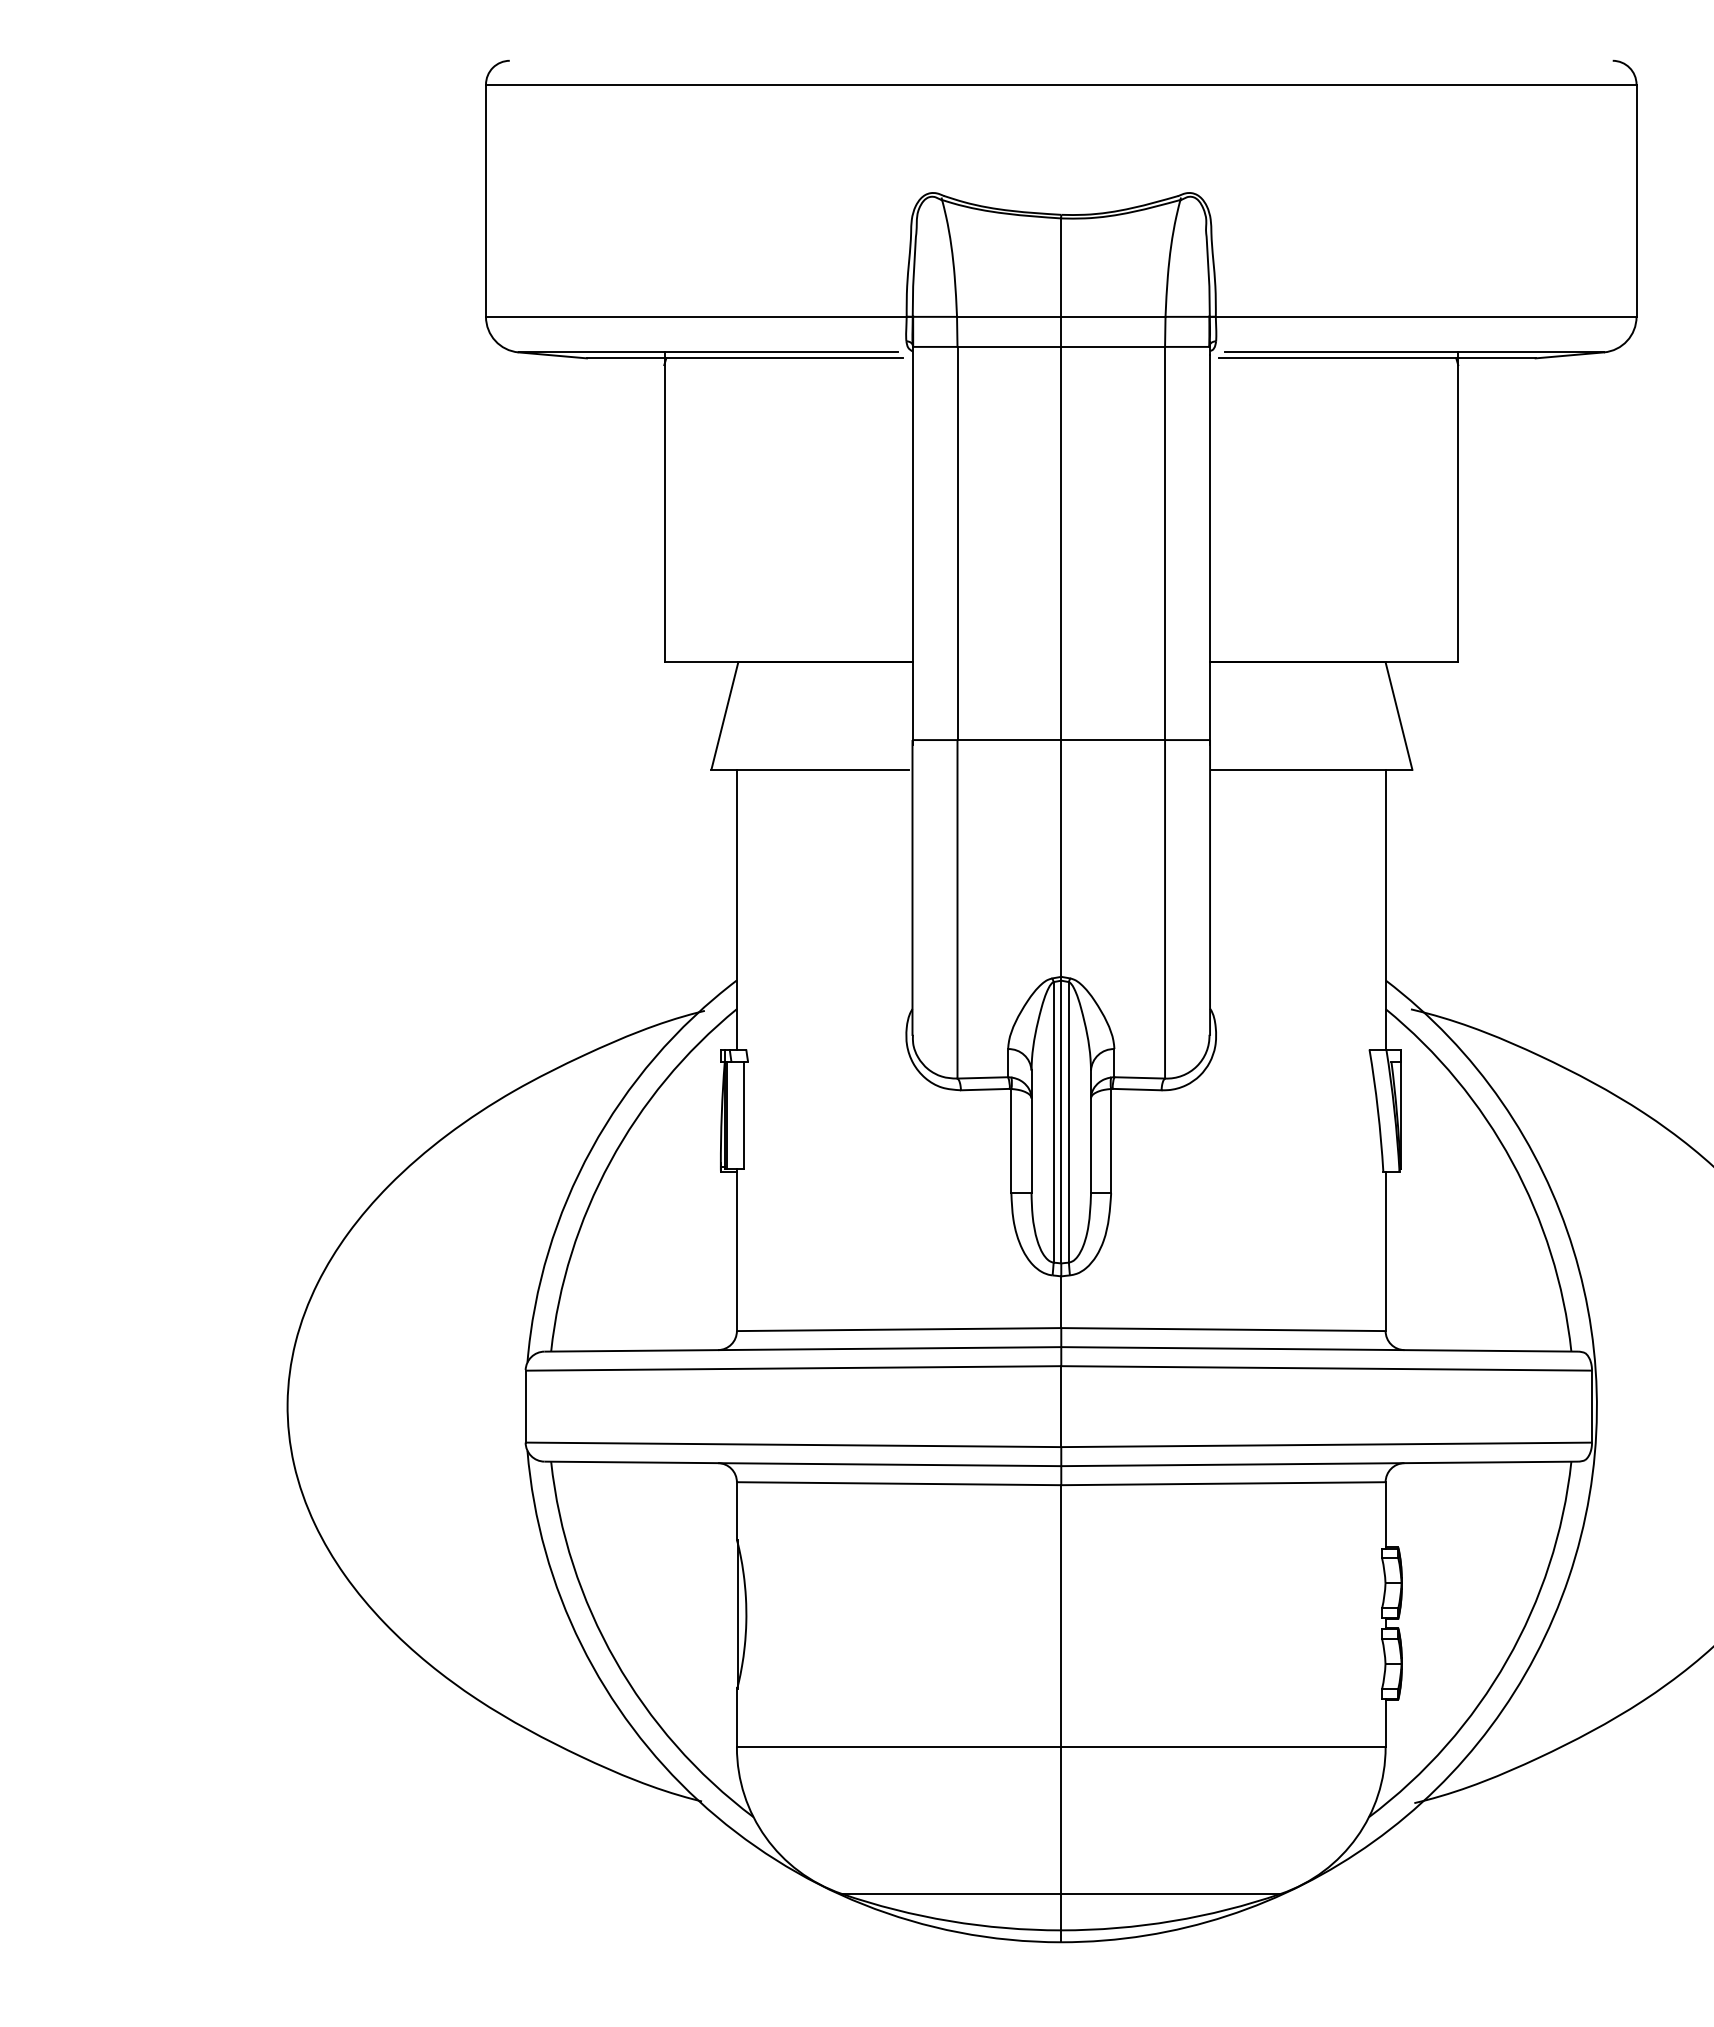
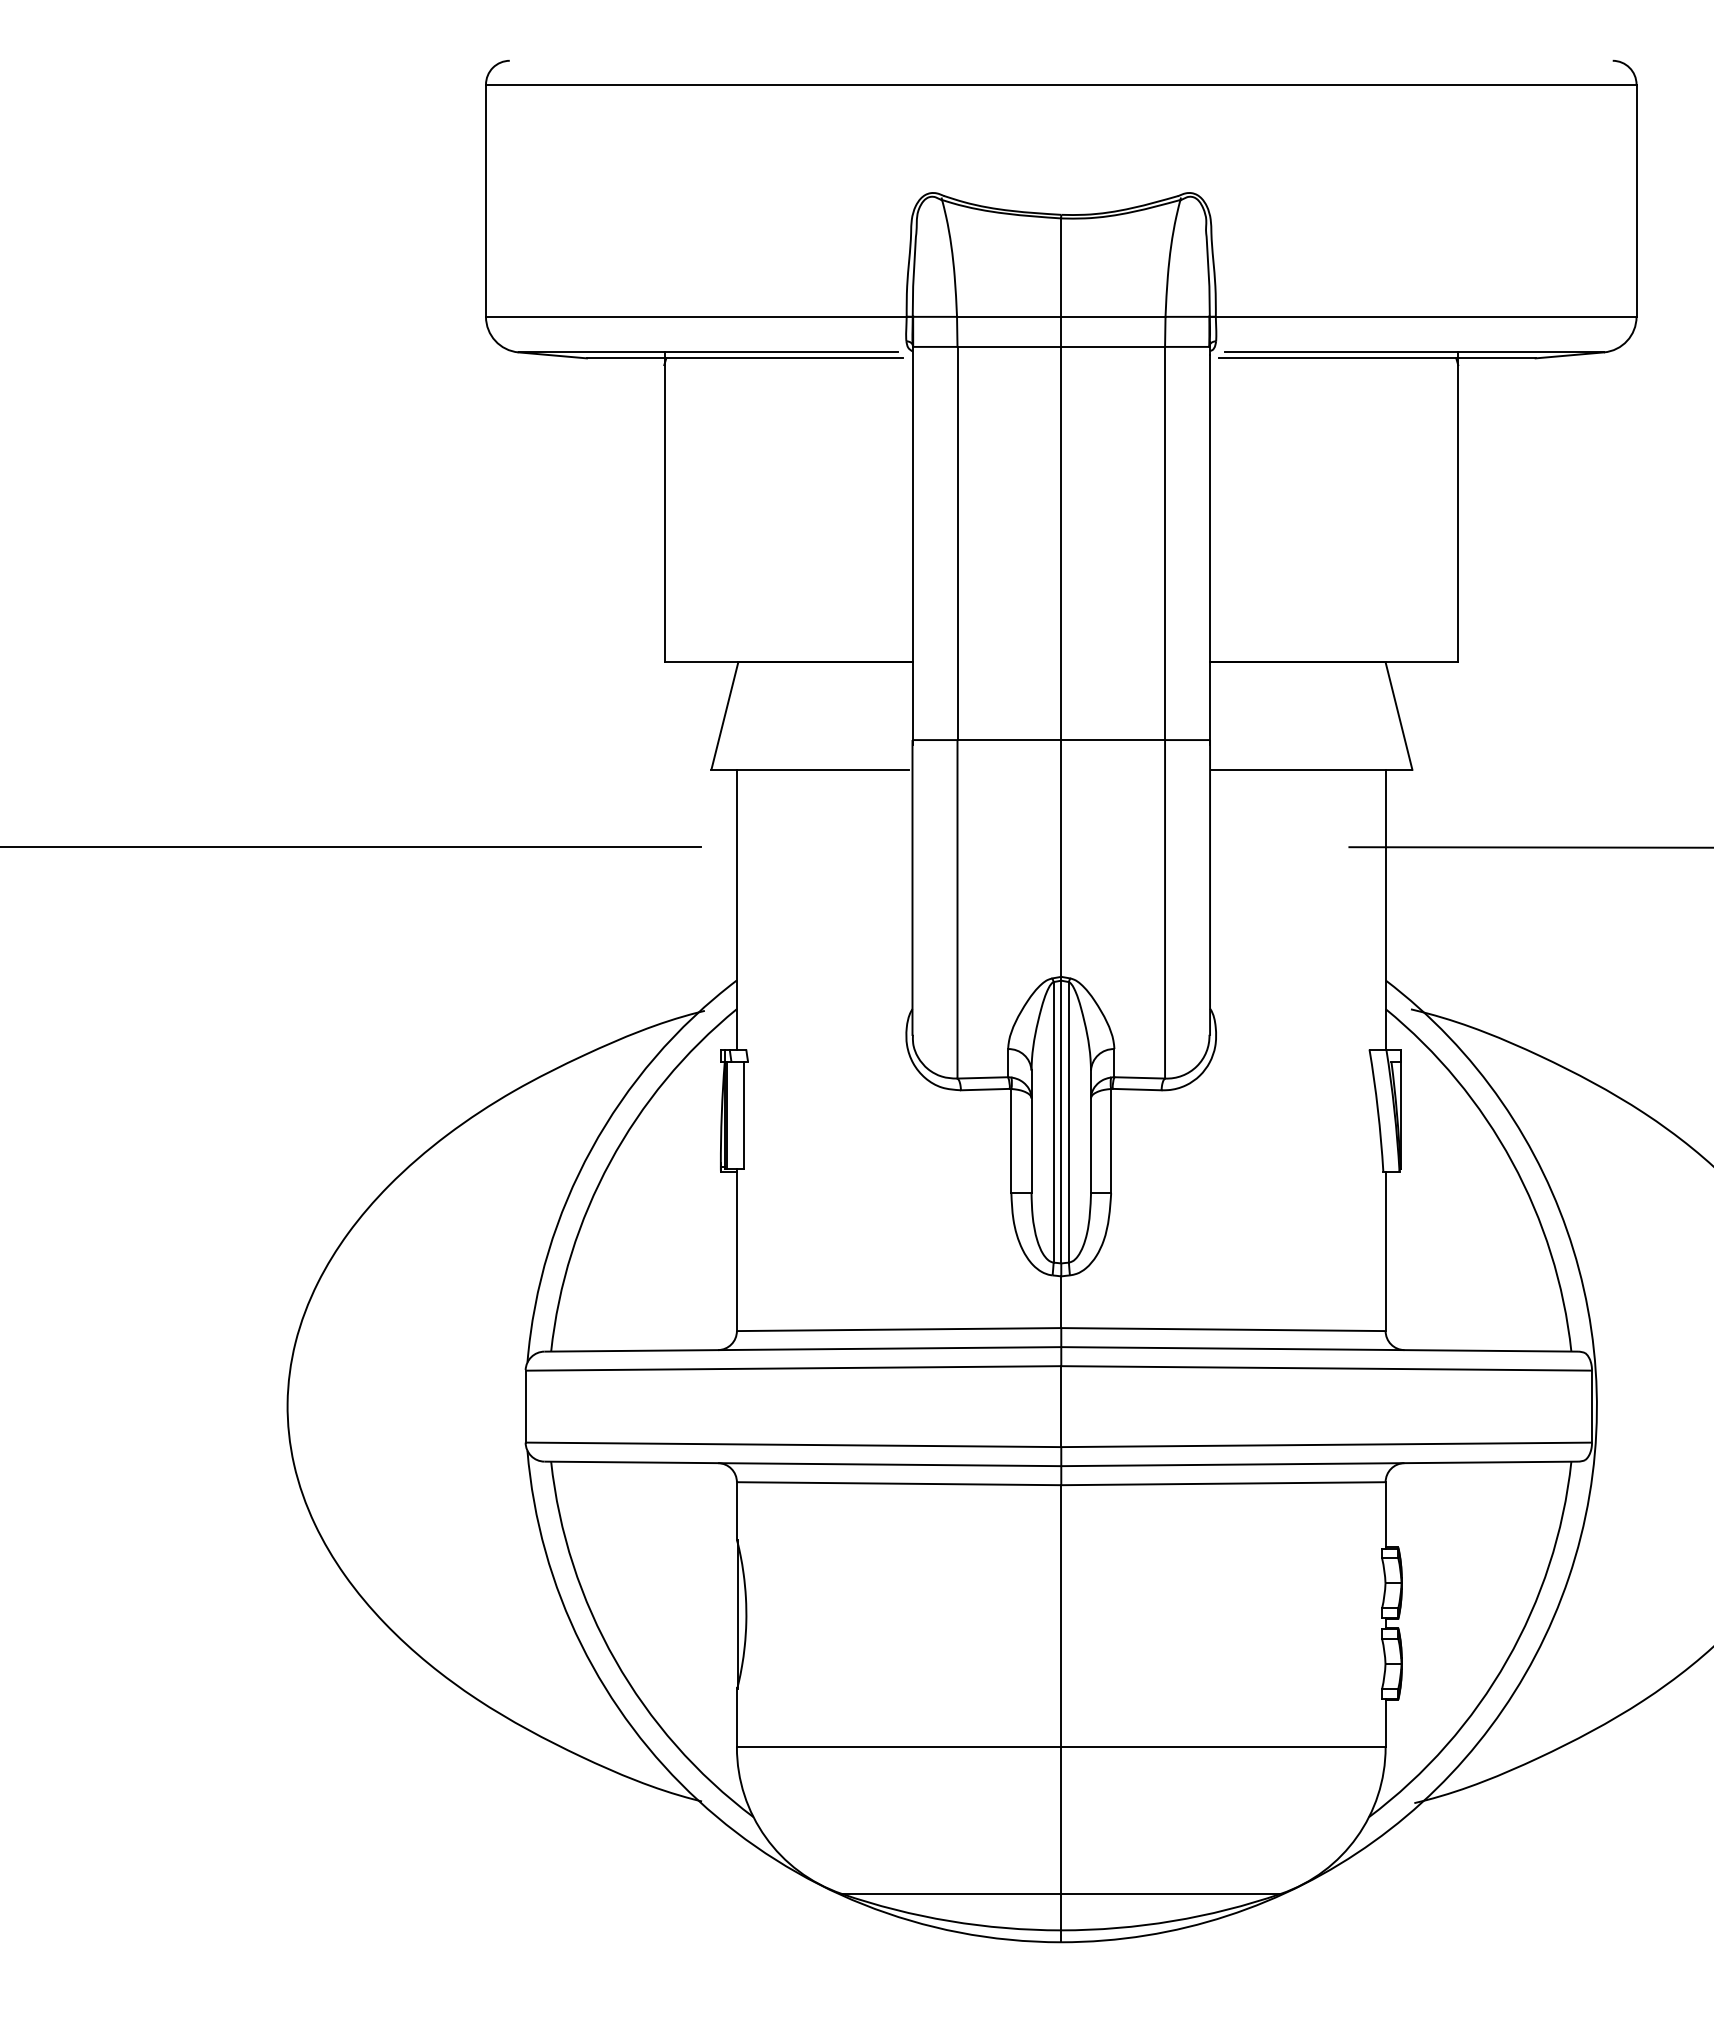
line: none -> present (351, 847)
line: none -> present (1529, 847)
